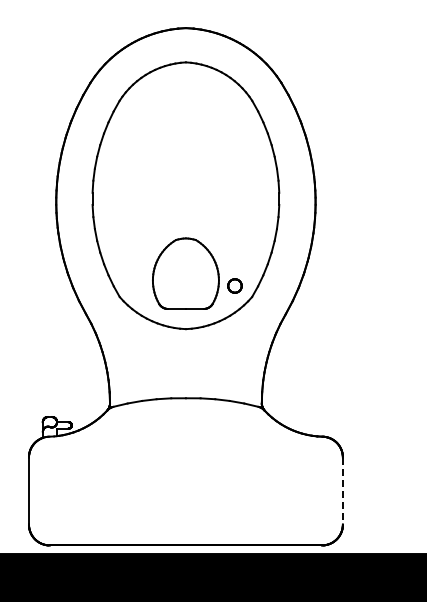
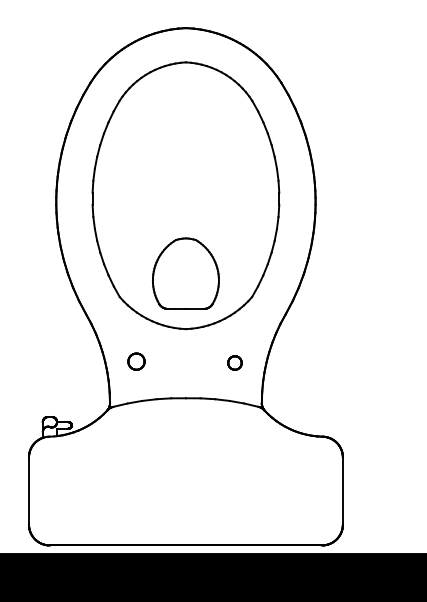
part position: (234, 285) -> (234, 362) (234, 362)
part: none -> present (136, 361)
line: dashed -> solid (342, 491)
